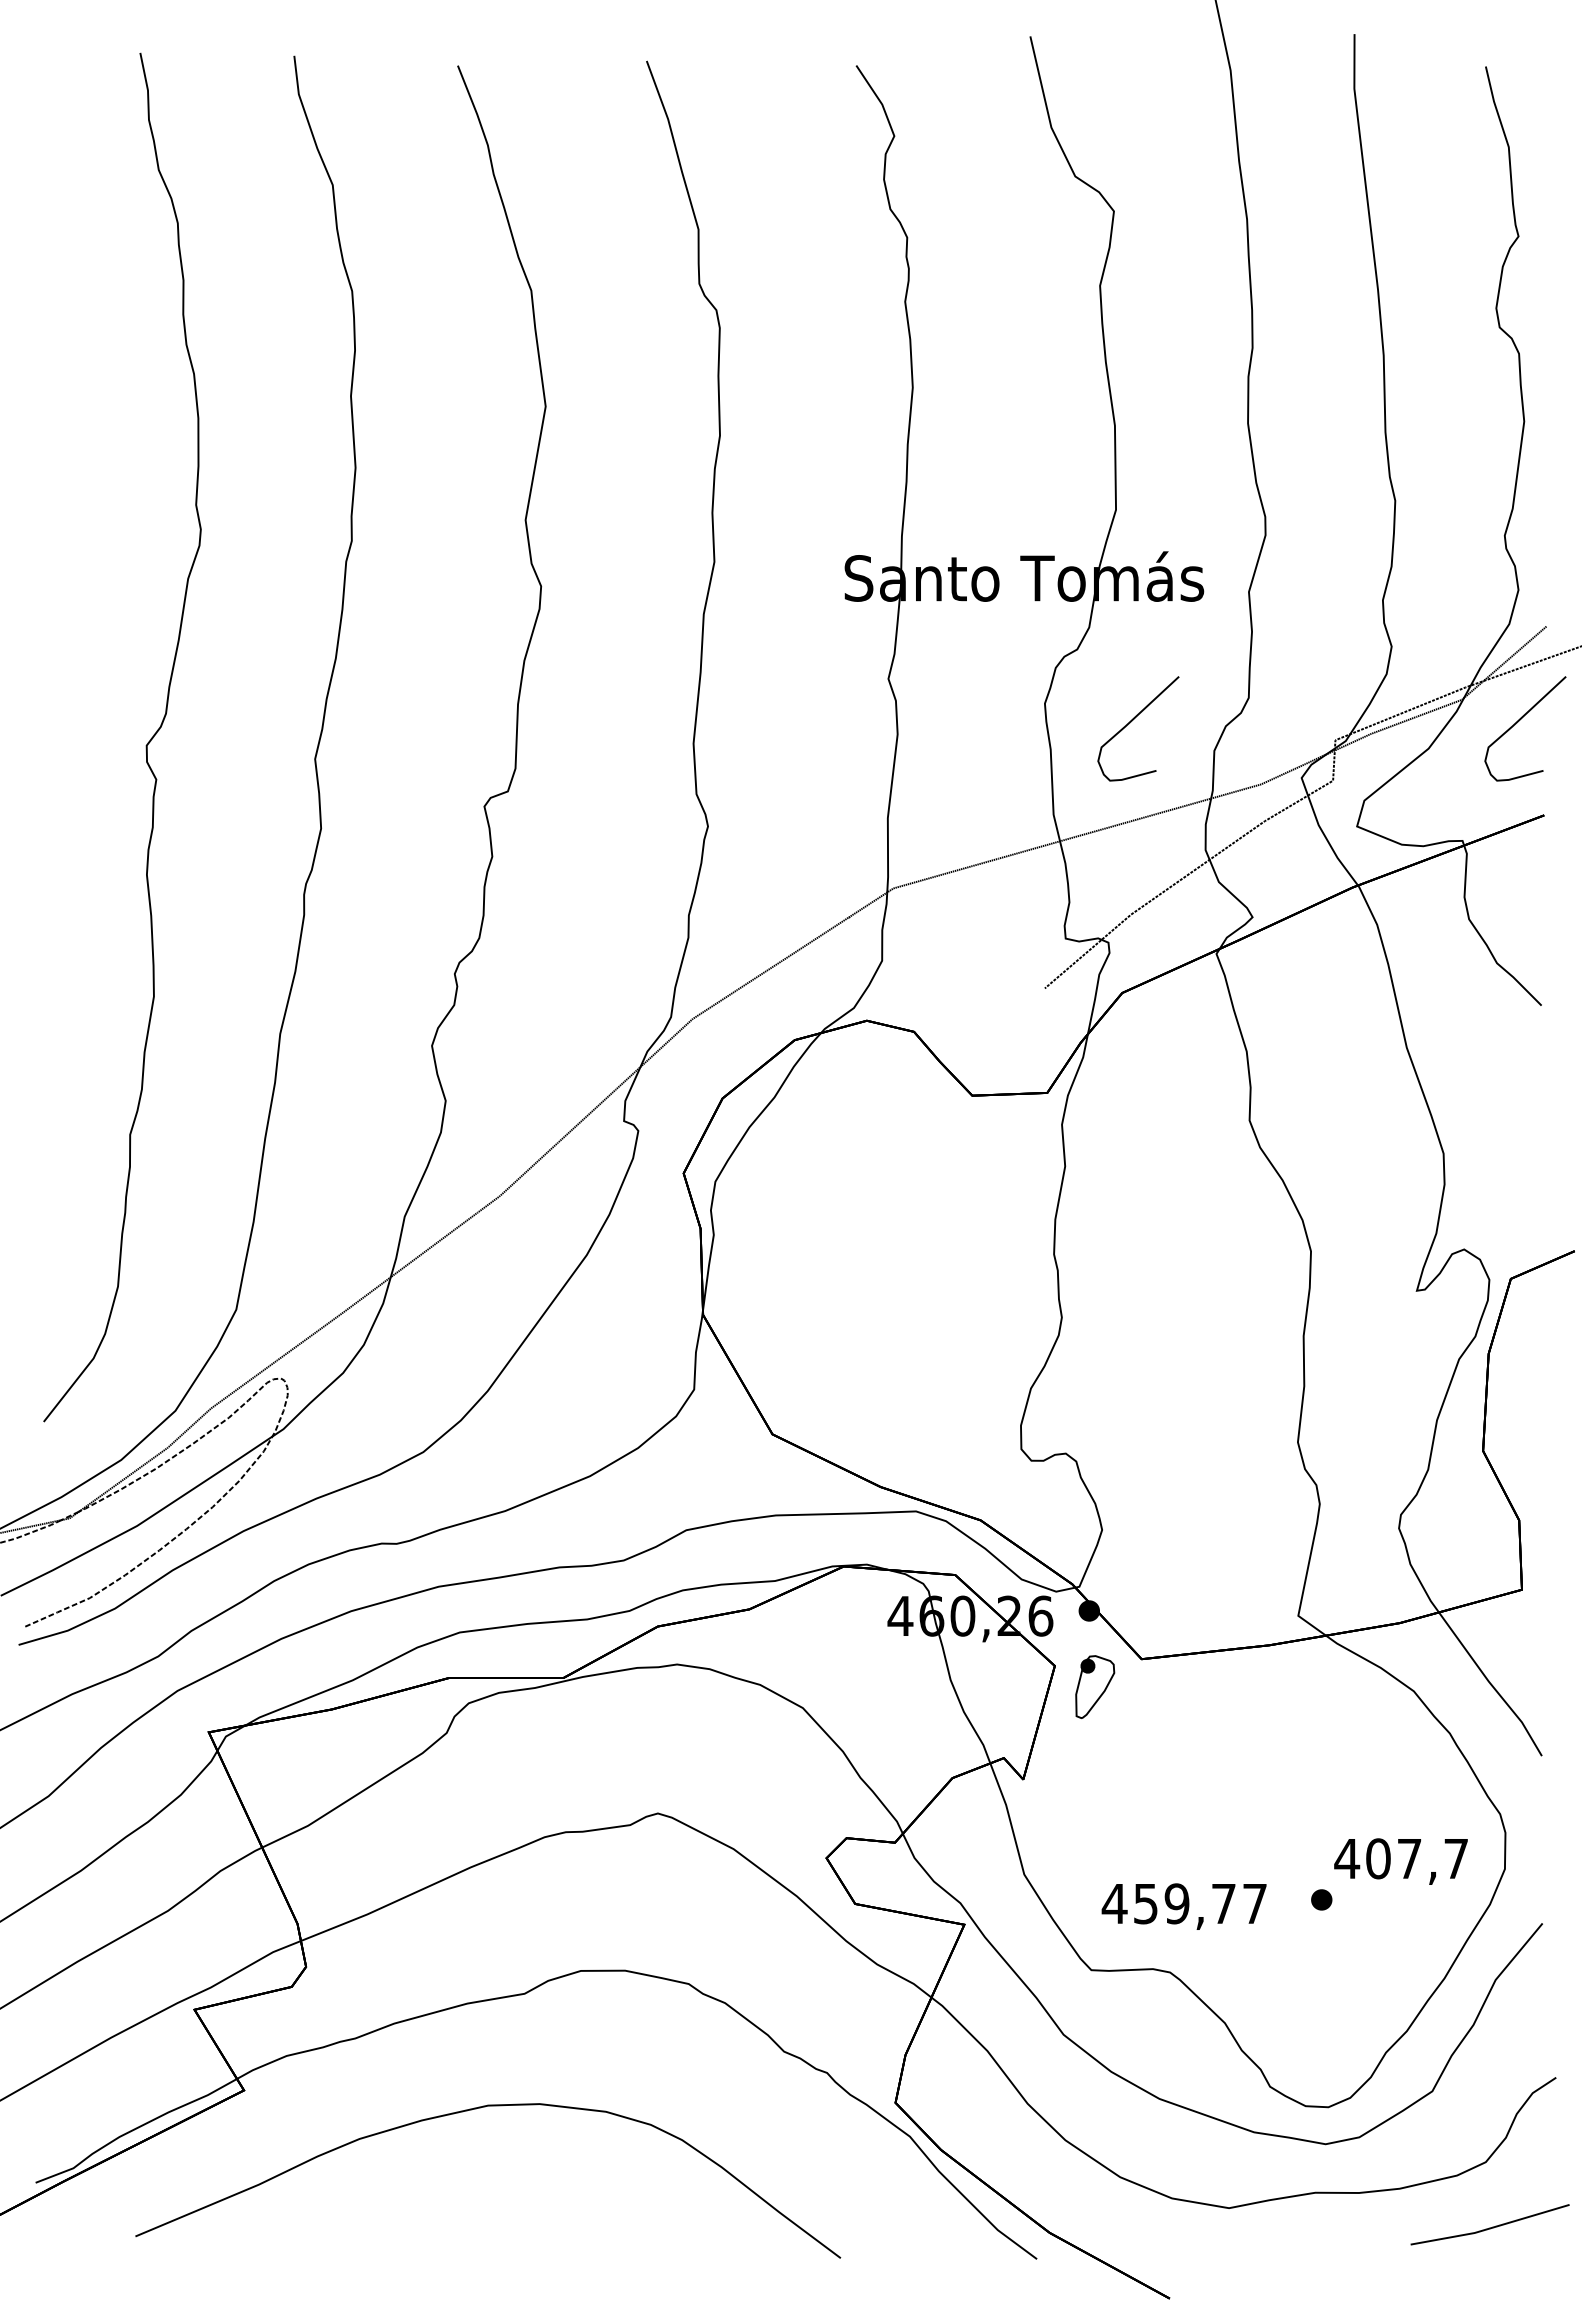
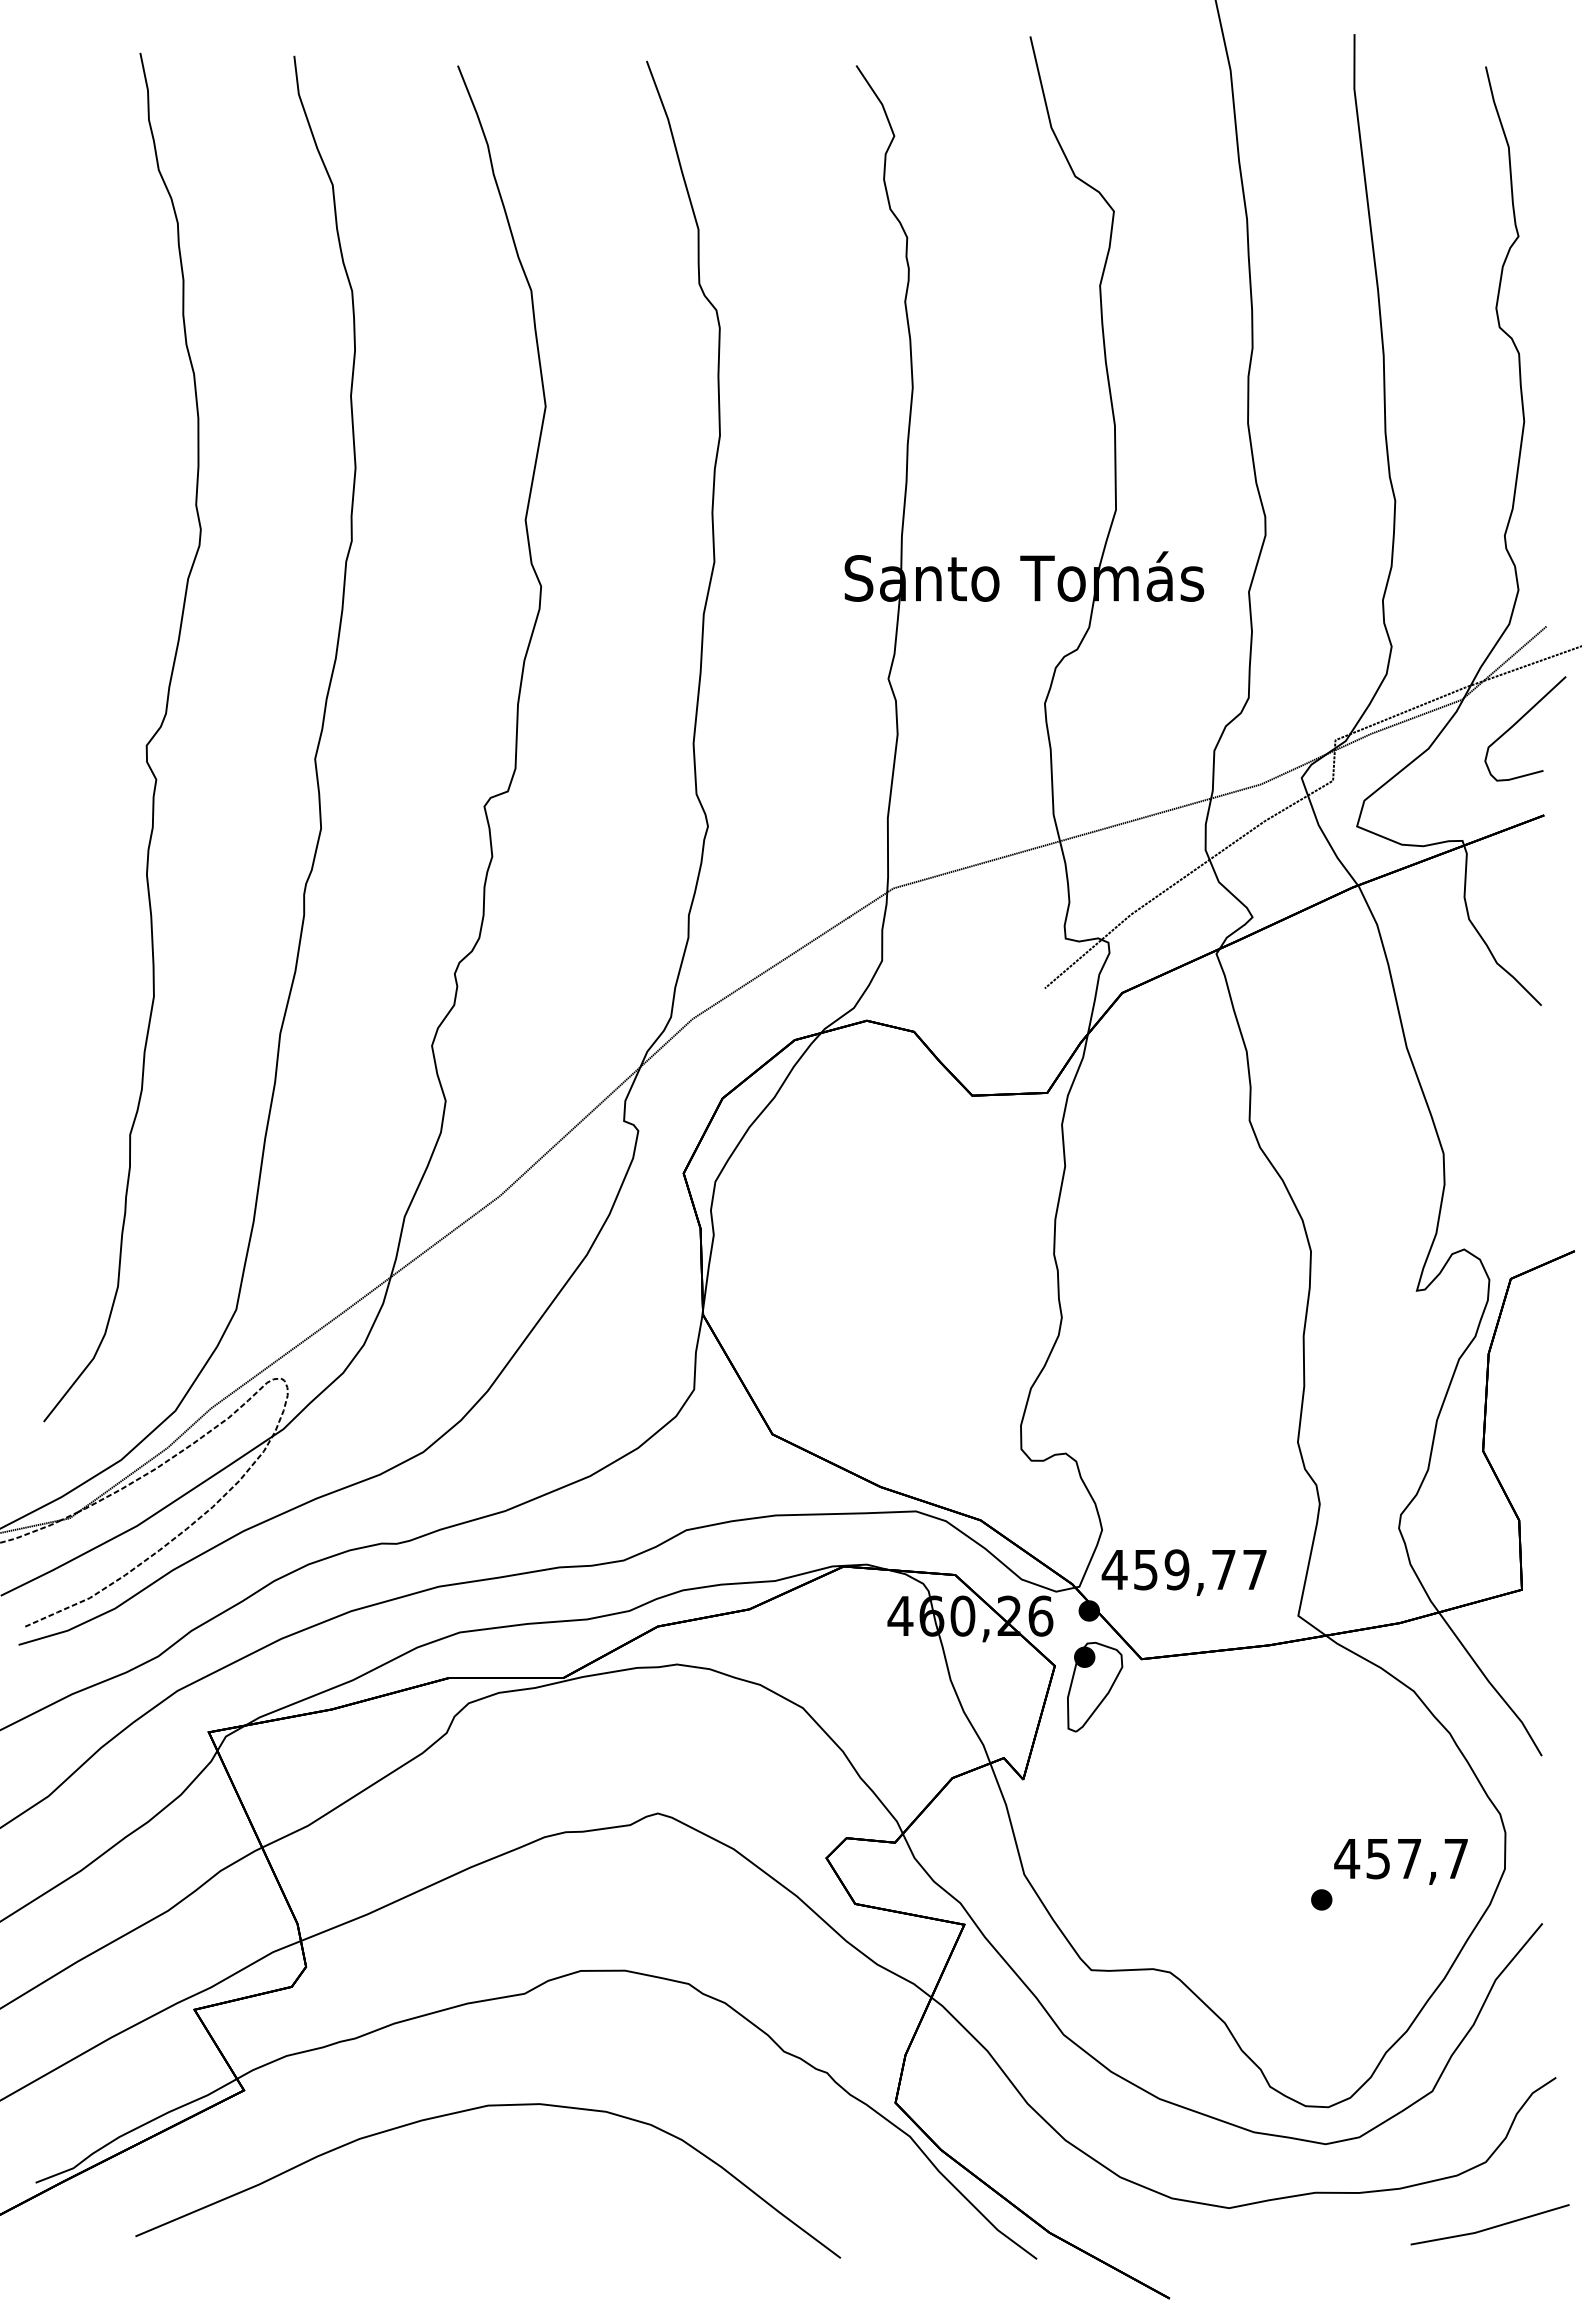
curve: present -> none (1132, 721)
part size: 41x64 px -> 57x92 px (1095, 1686)
text: 407,7 -> 457,7 (1378, 1858)
text position: (1183, 1906) -> (1183, 1572) (1183, 1572)
